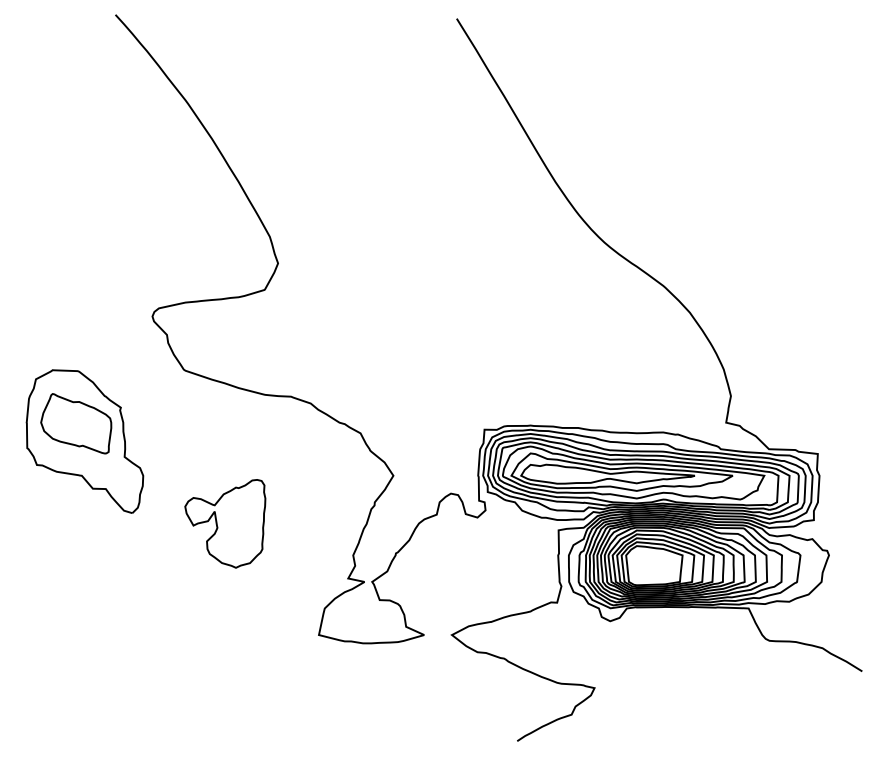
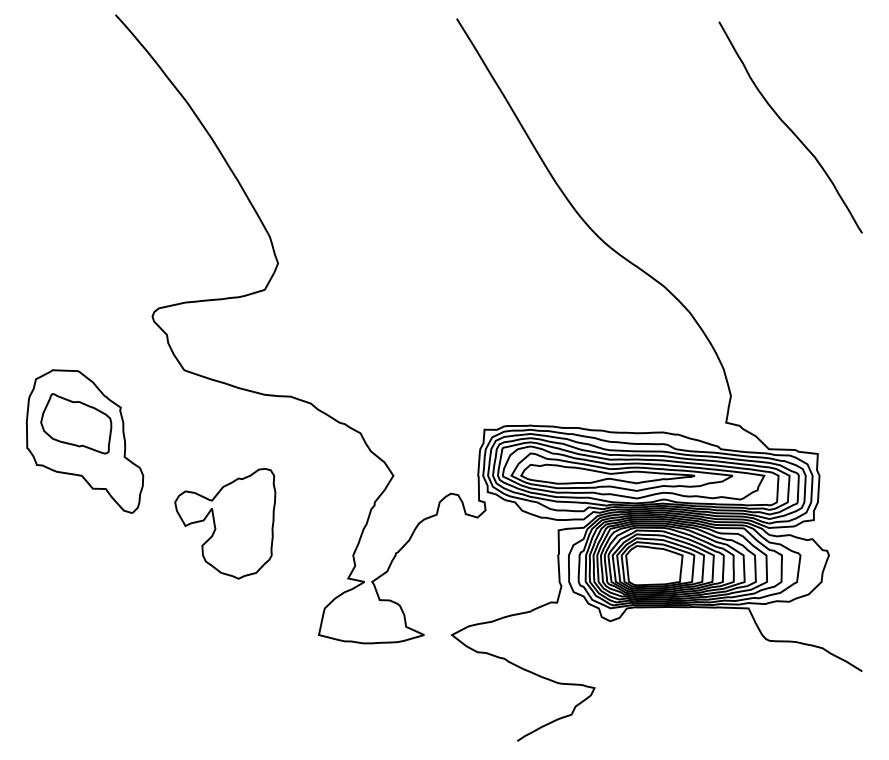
curve: none -> present (789, 127)
part size: 83x90 px -> 103x112 px (225, 523)
